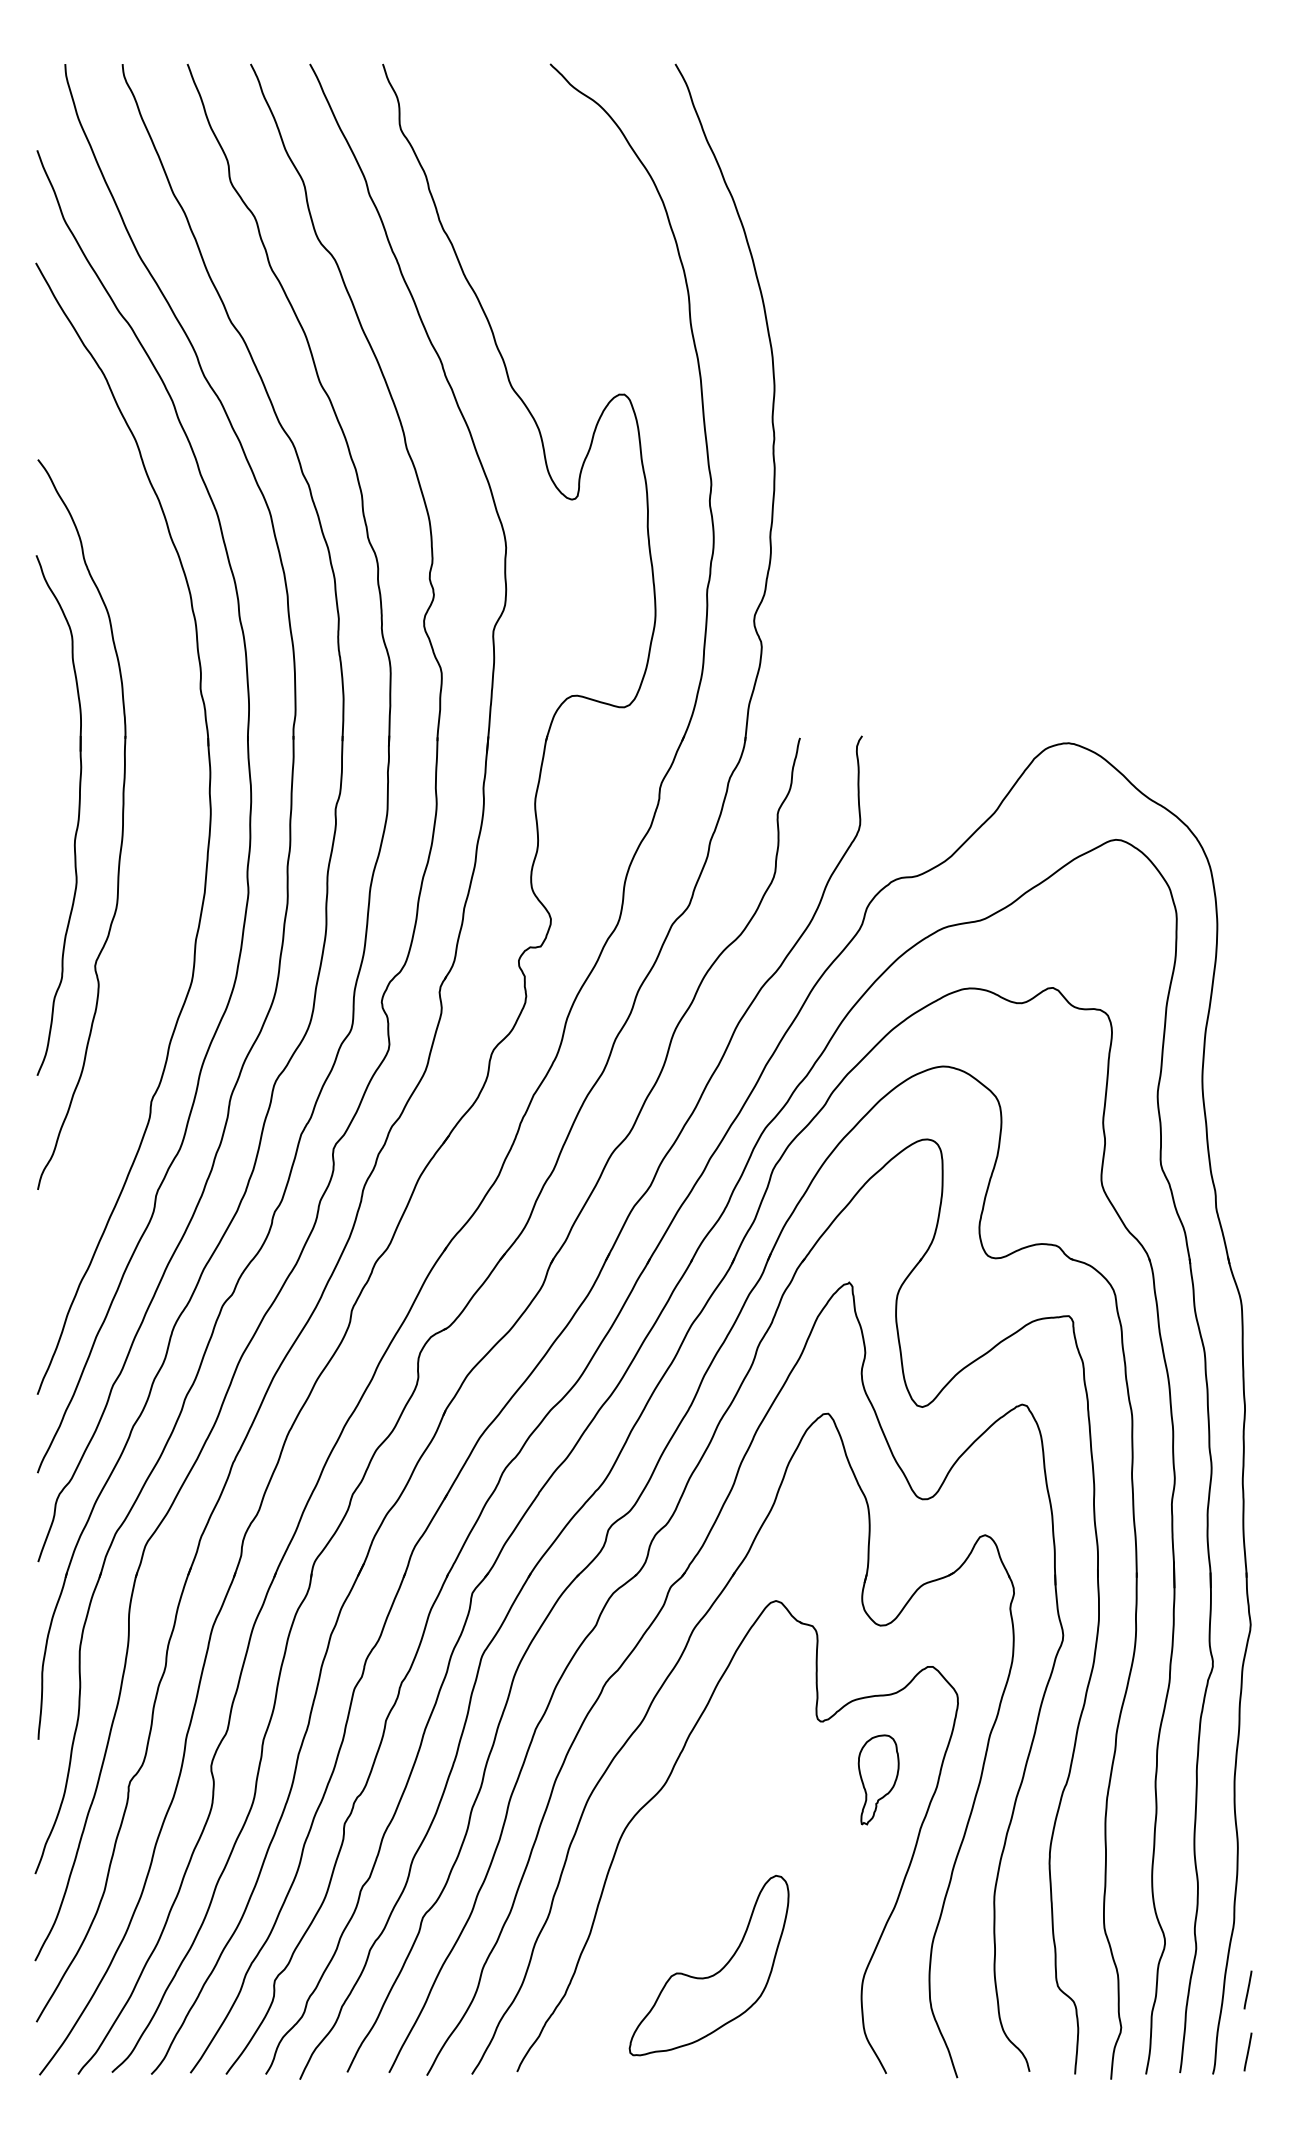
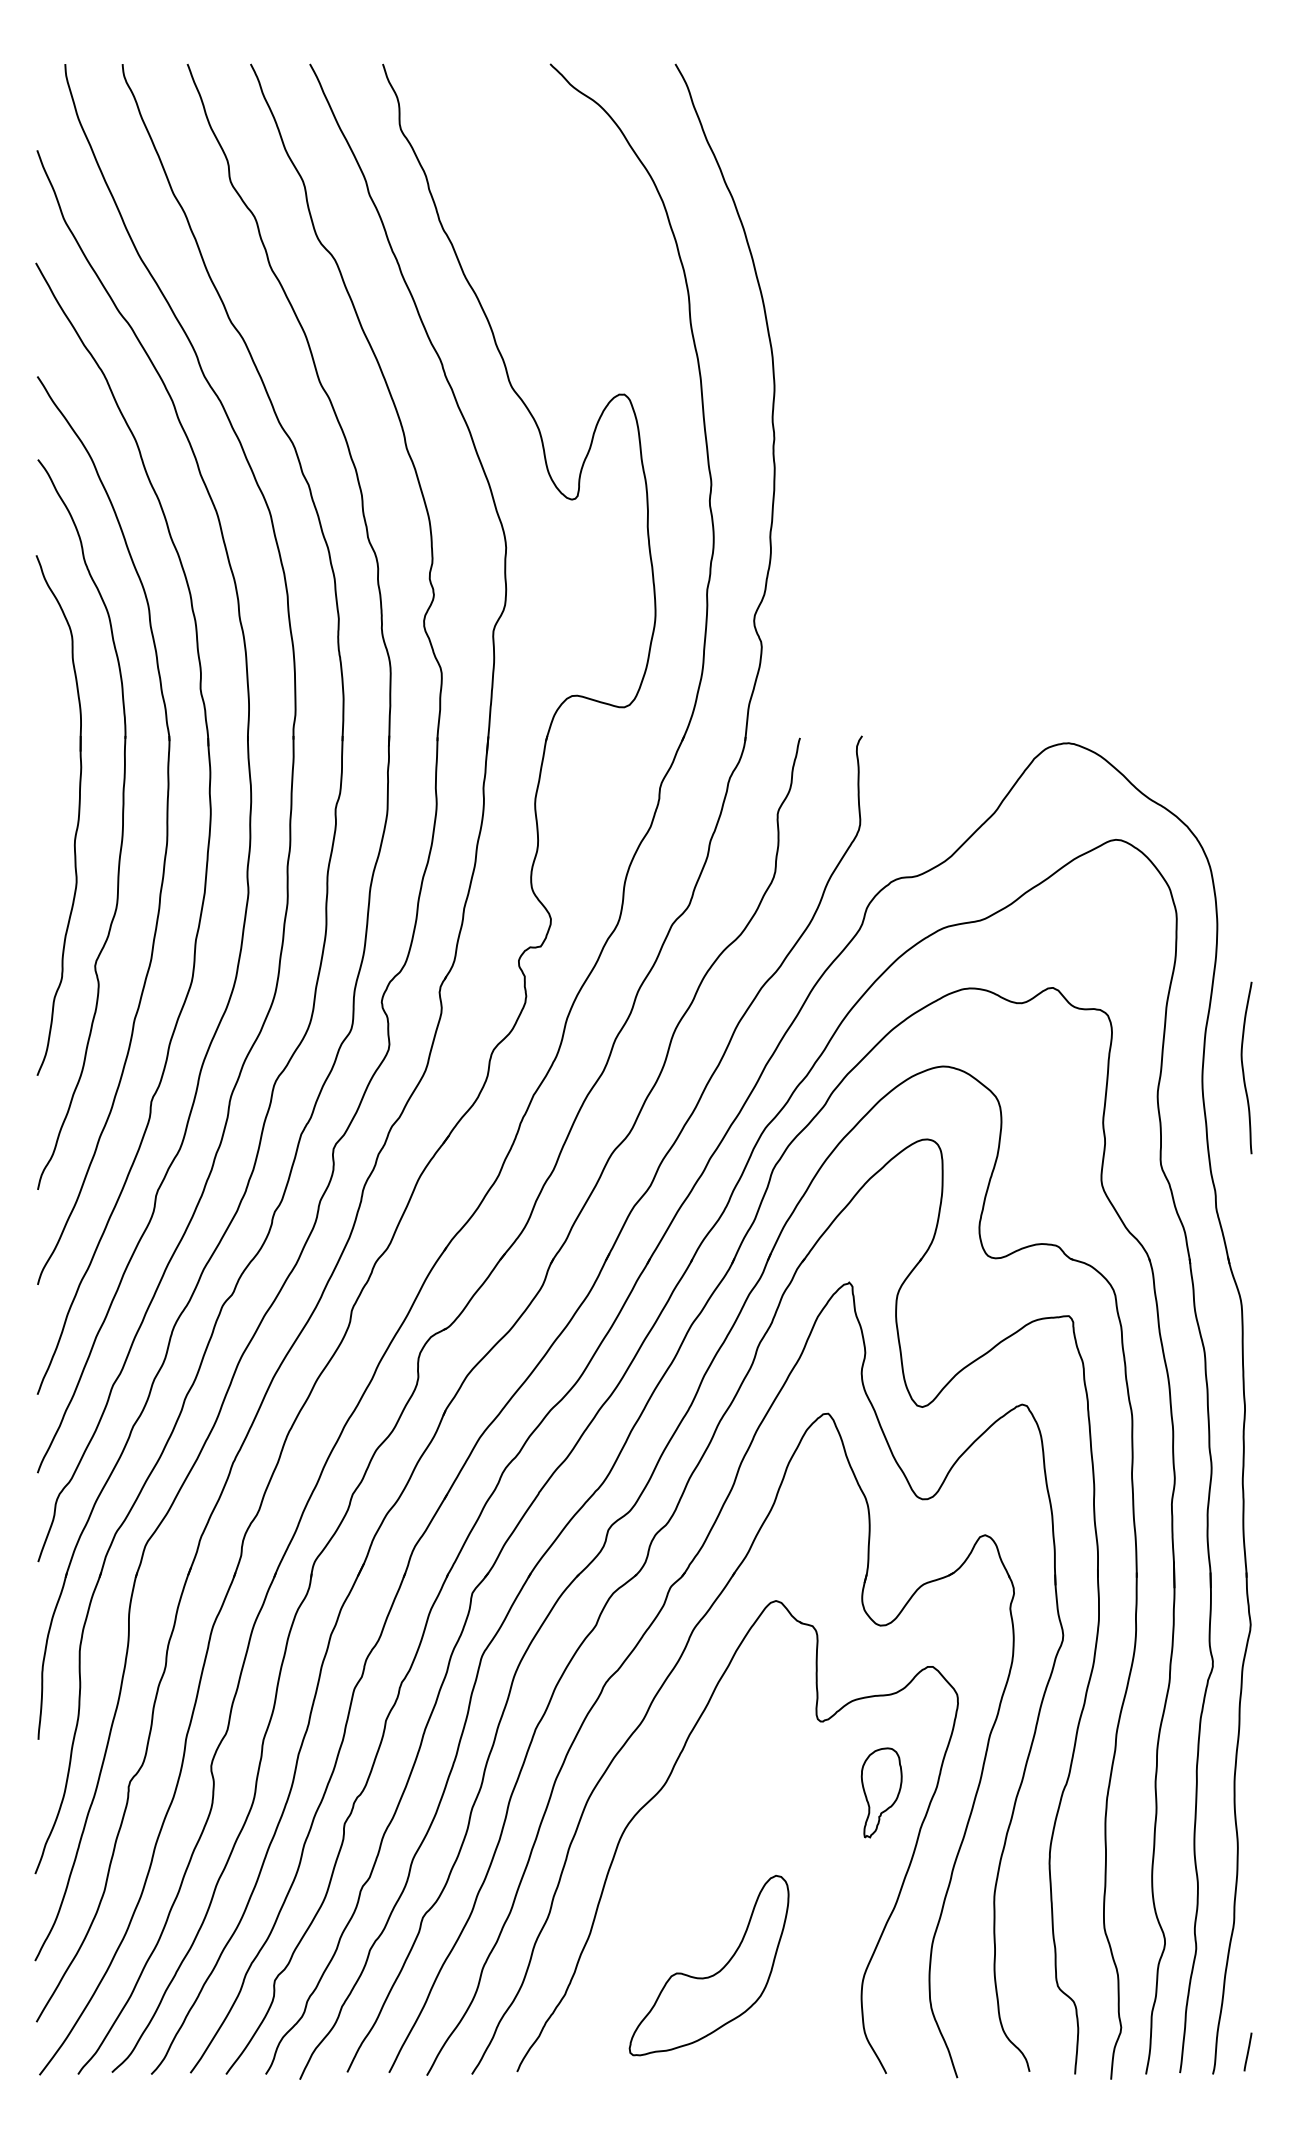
part: none -> present (166, 830)
curve: none -> present (1243, 1067)
part position: (878, 1779) -> (881, 1792) (881, 1792)
line: present -> none (1247, 1989)
